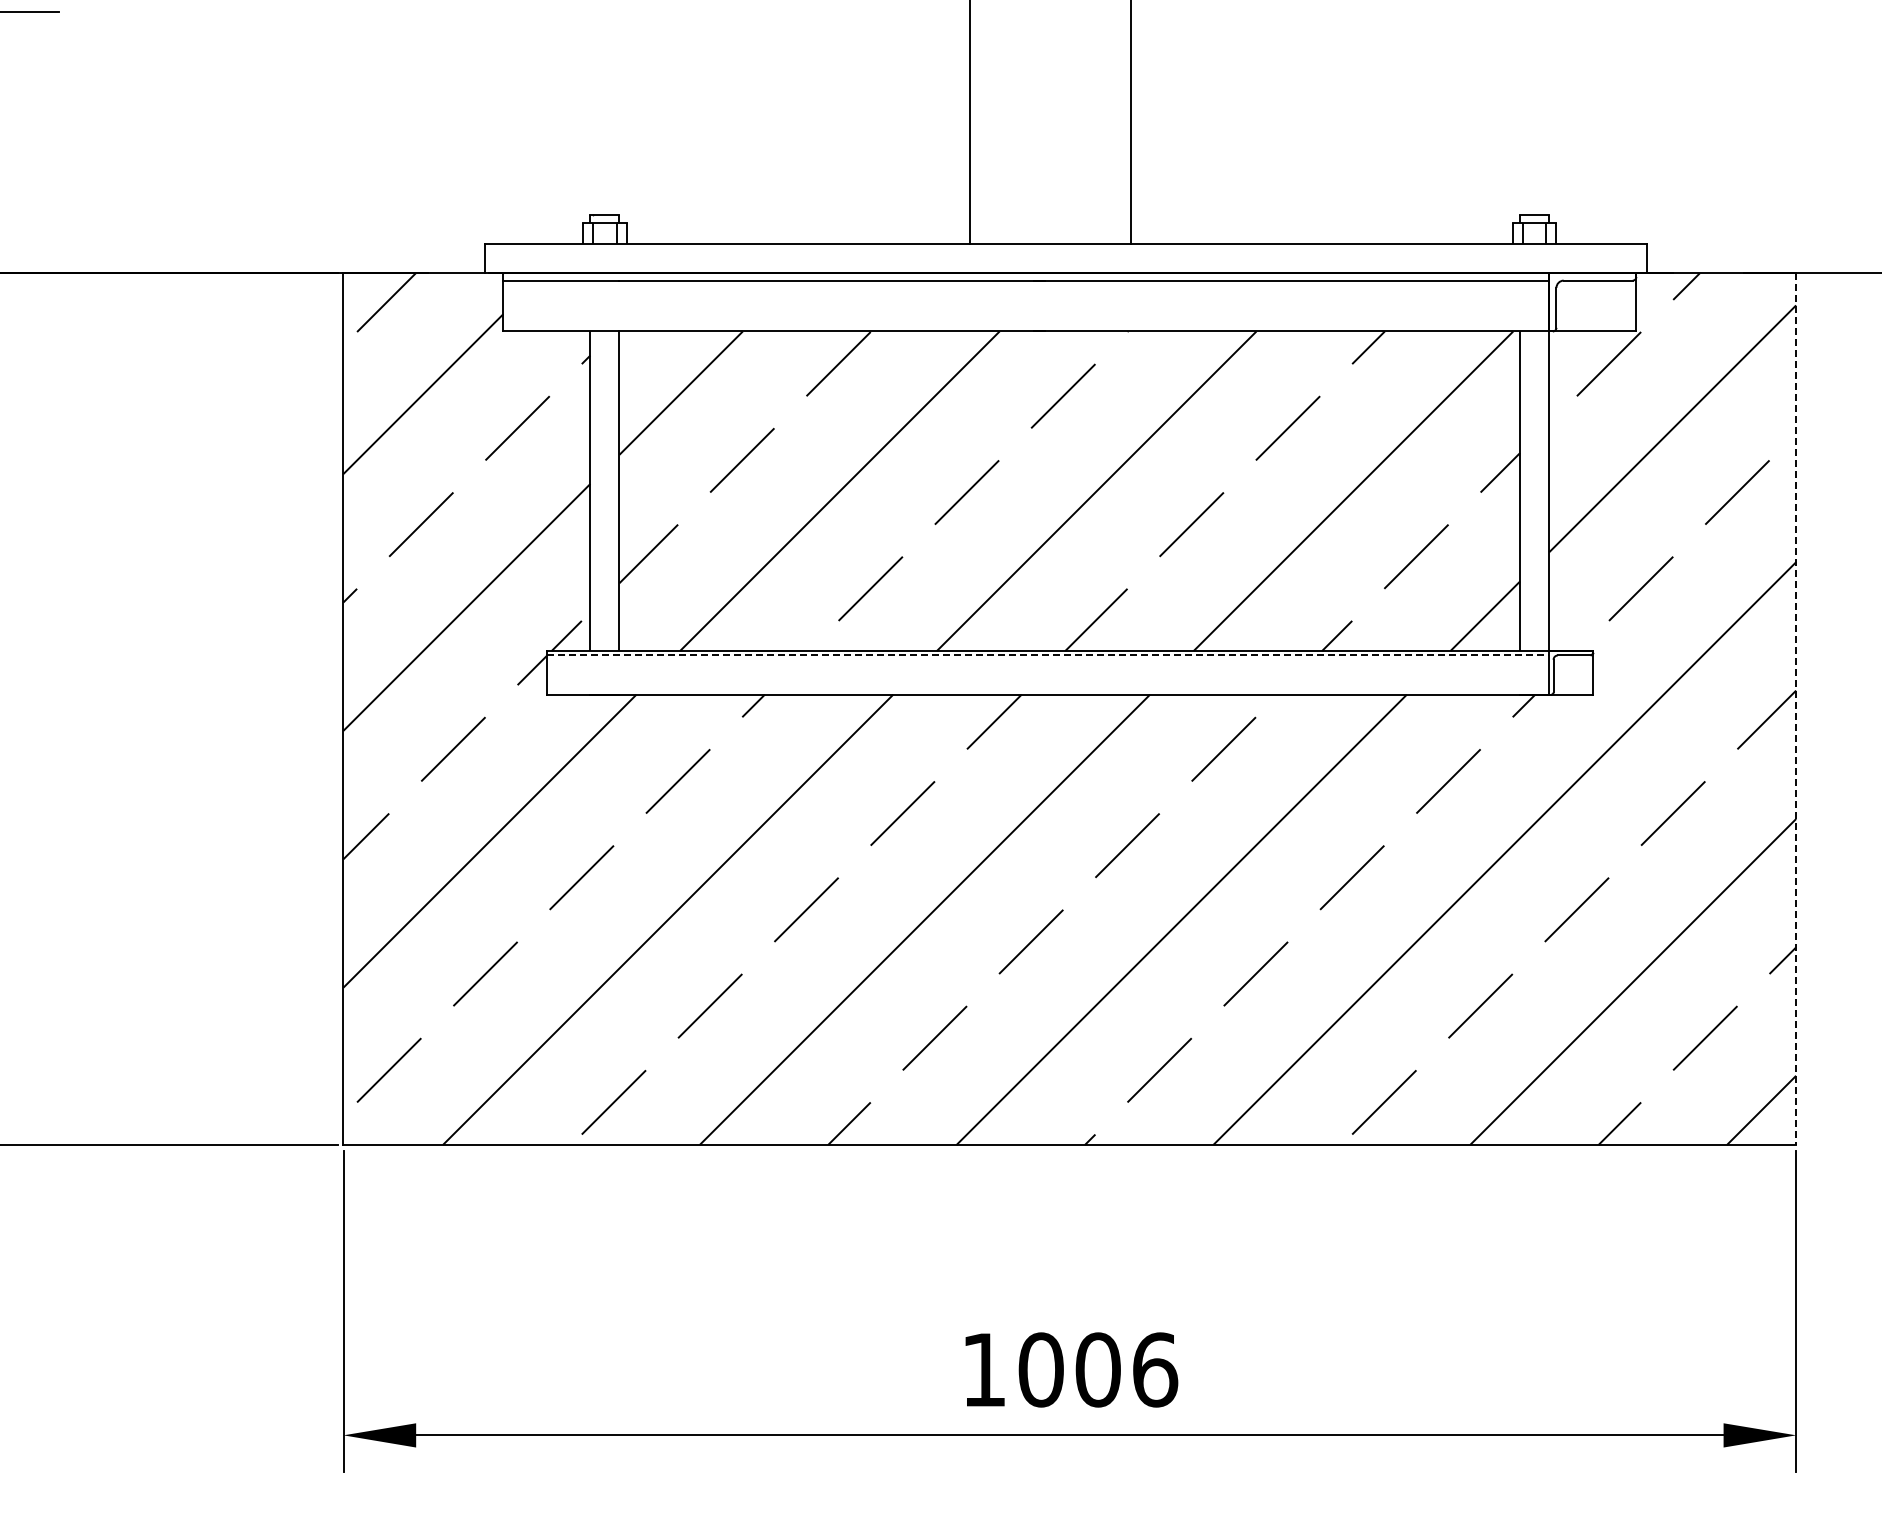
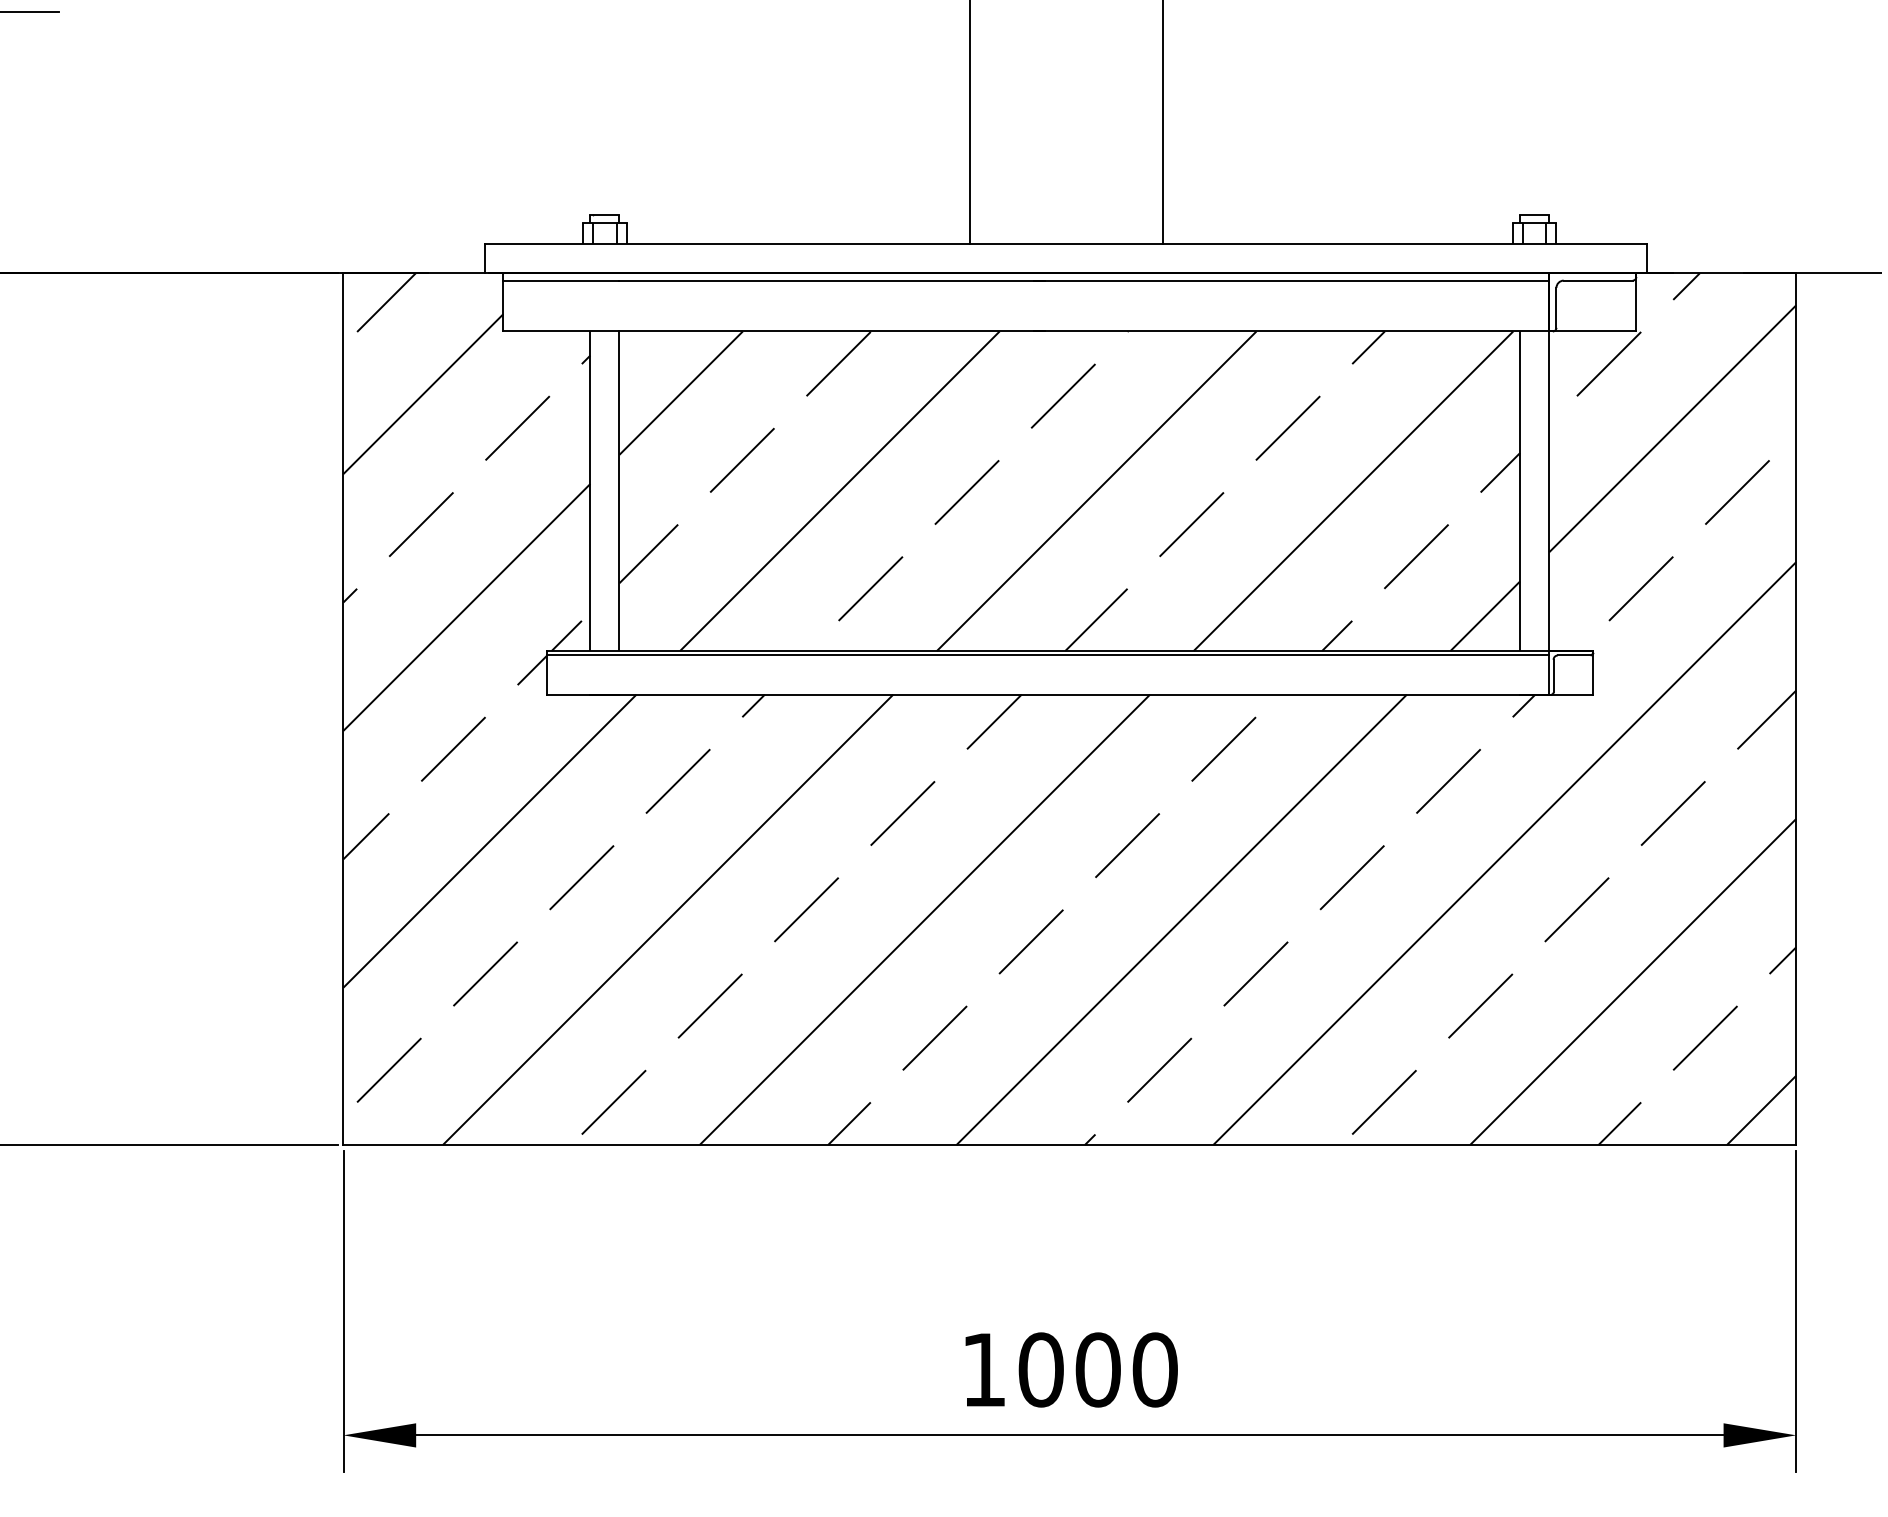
line position: (1130, 123) -> (1162, 123) (1162, 123)
line: dashed -> solid (1048, 655)
line: dashed -> solid (1796, 709)
text: 1006 -> 1000 (1155, 1369)
